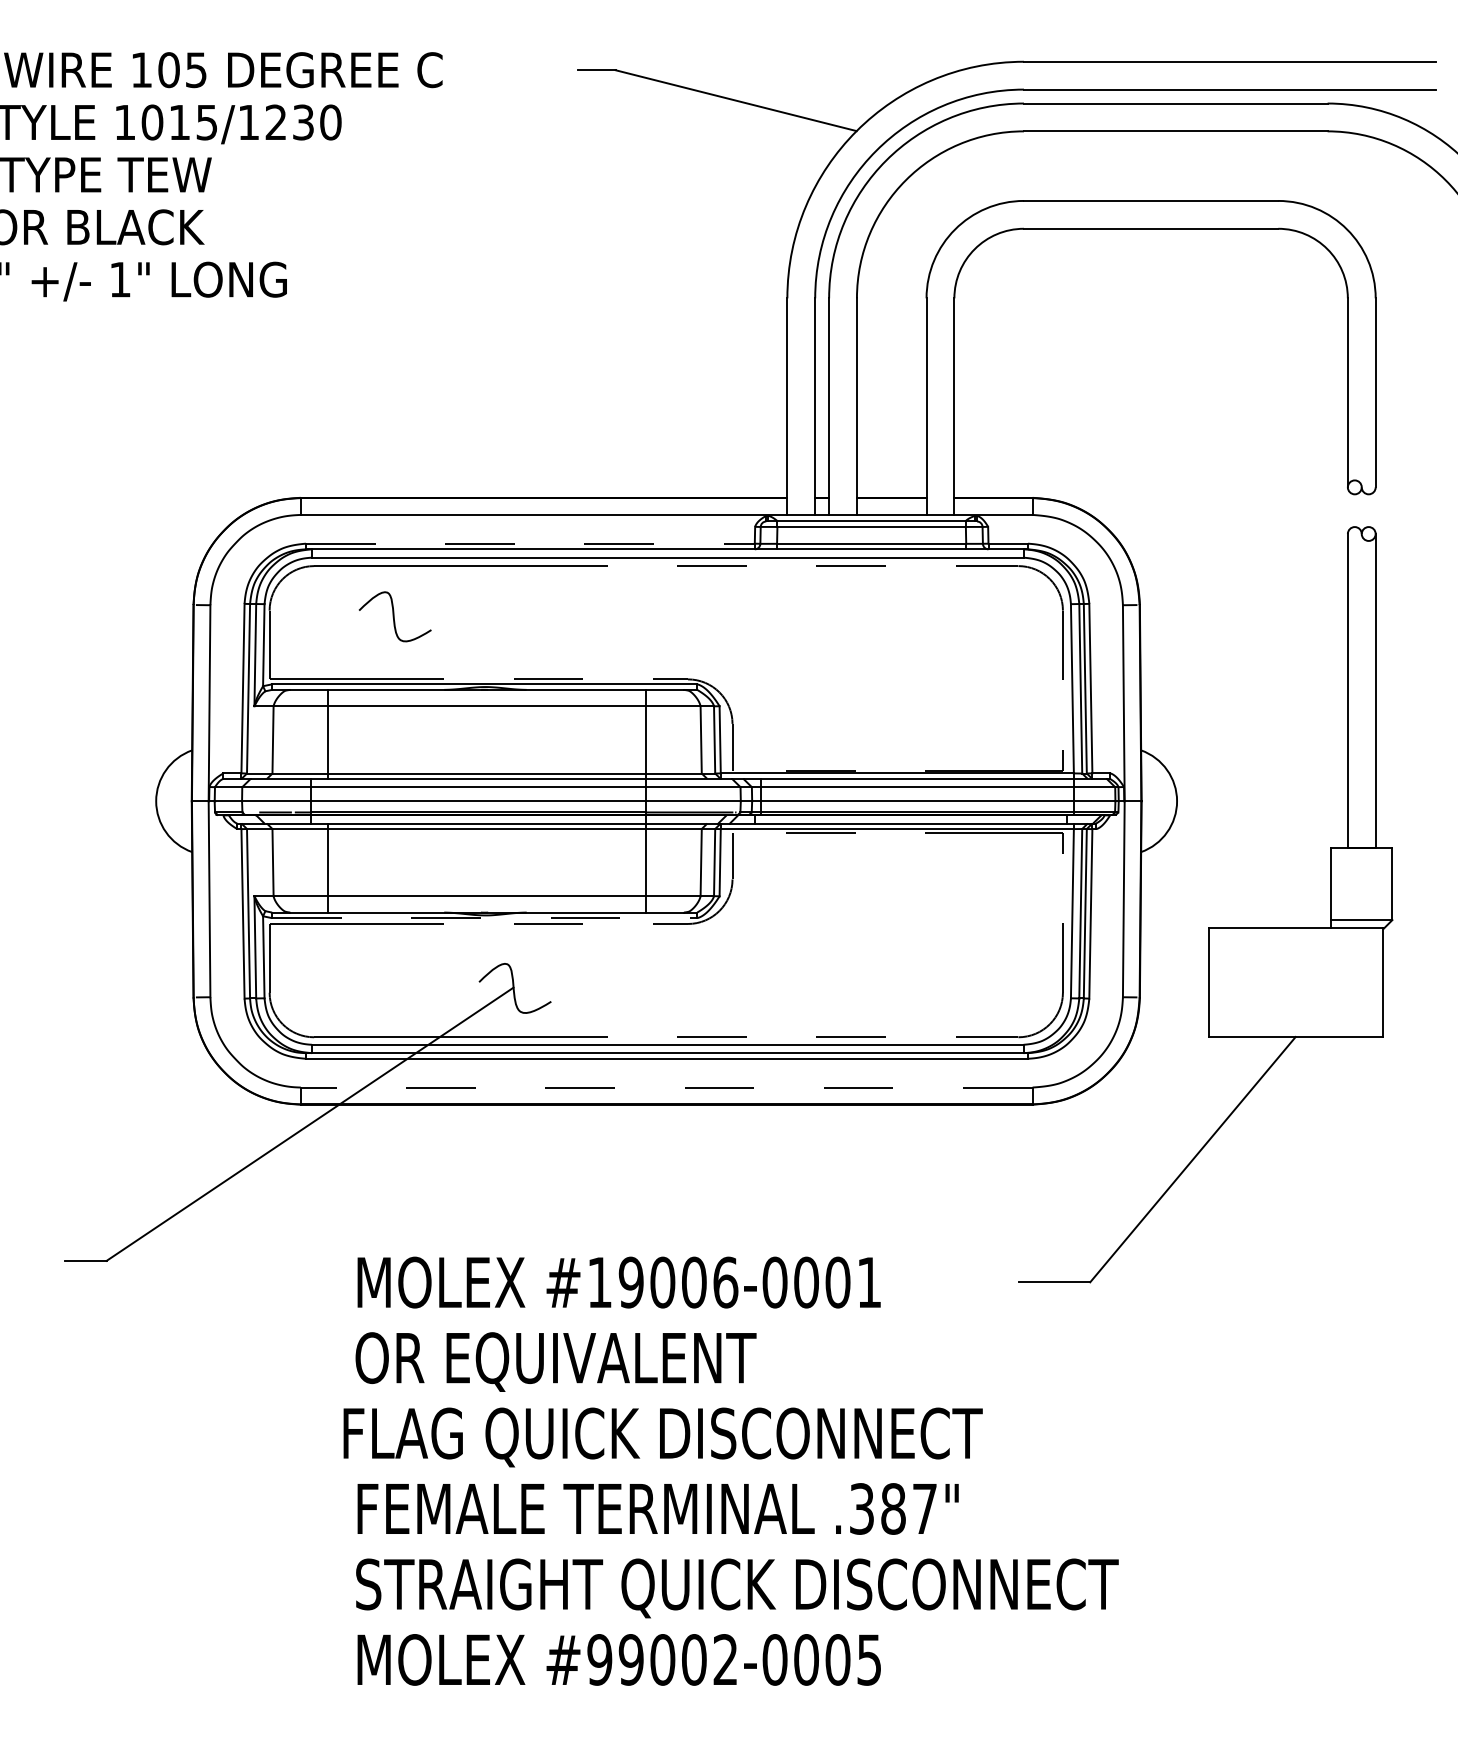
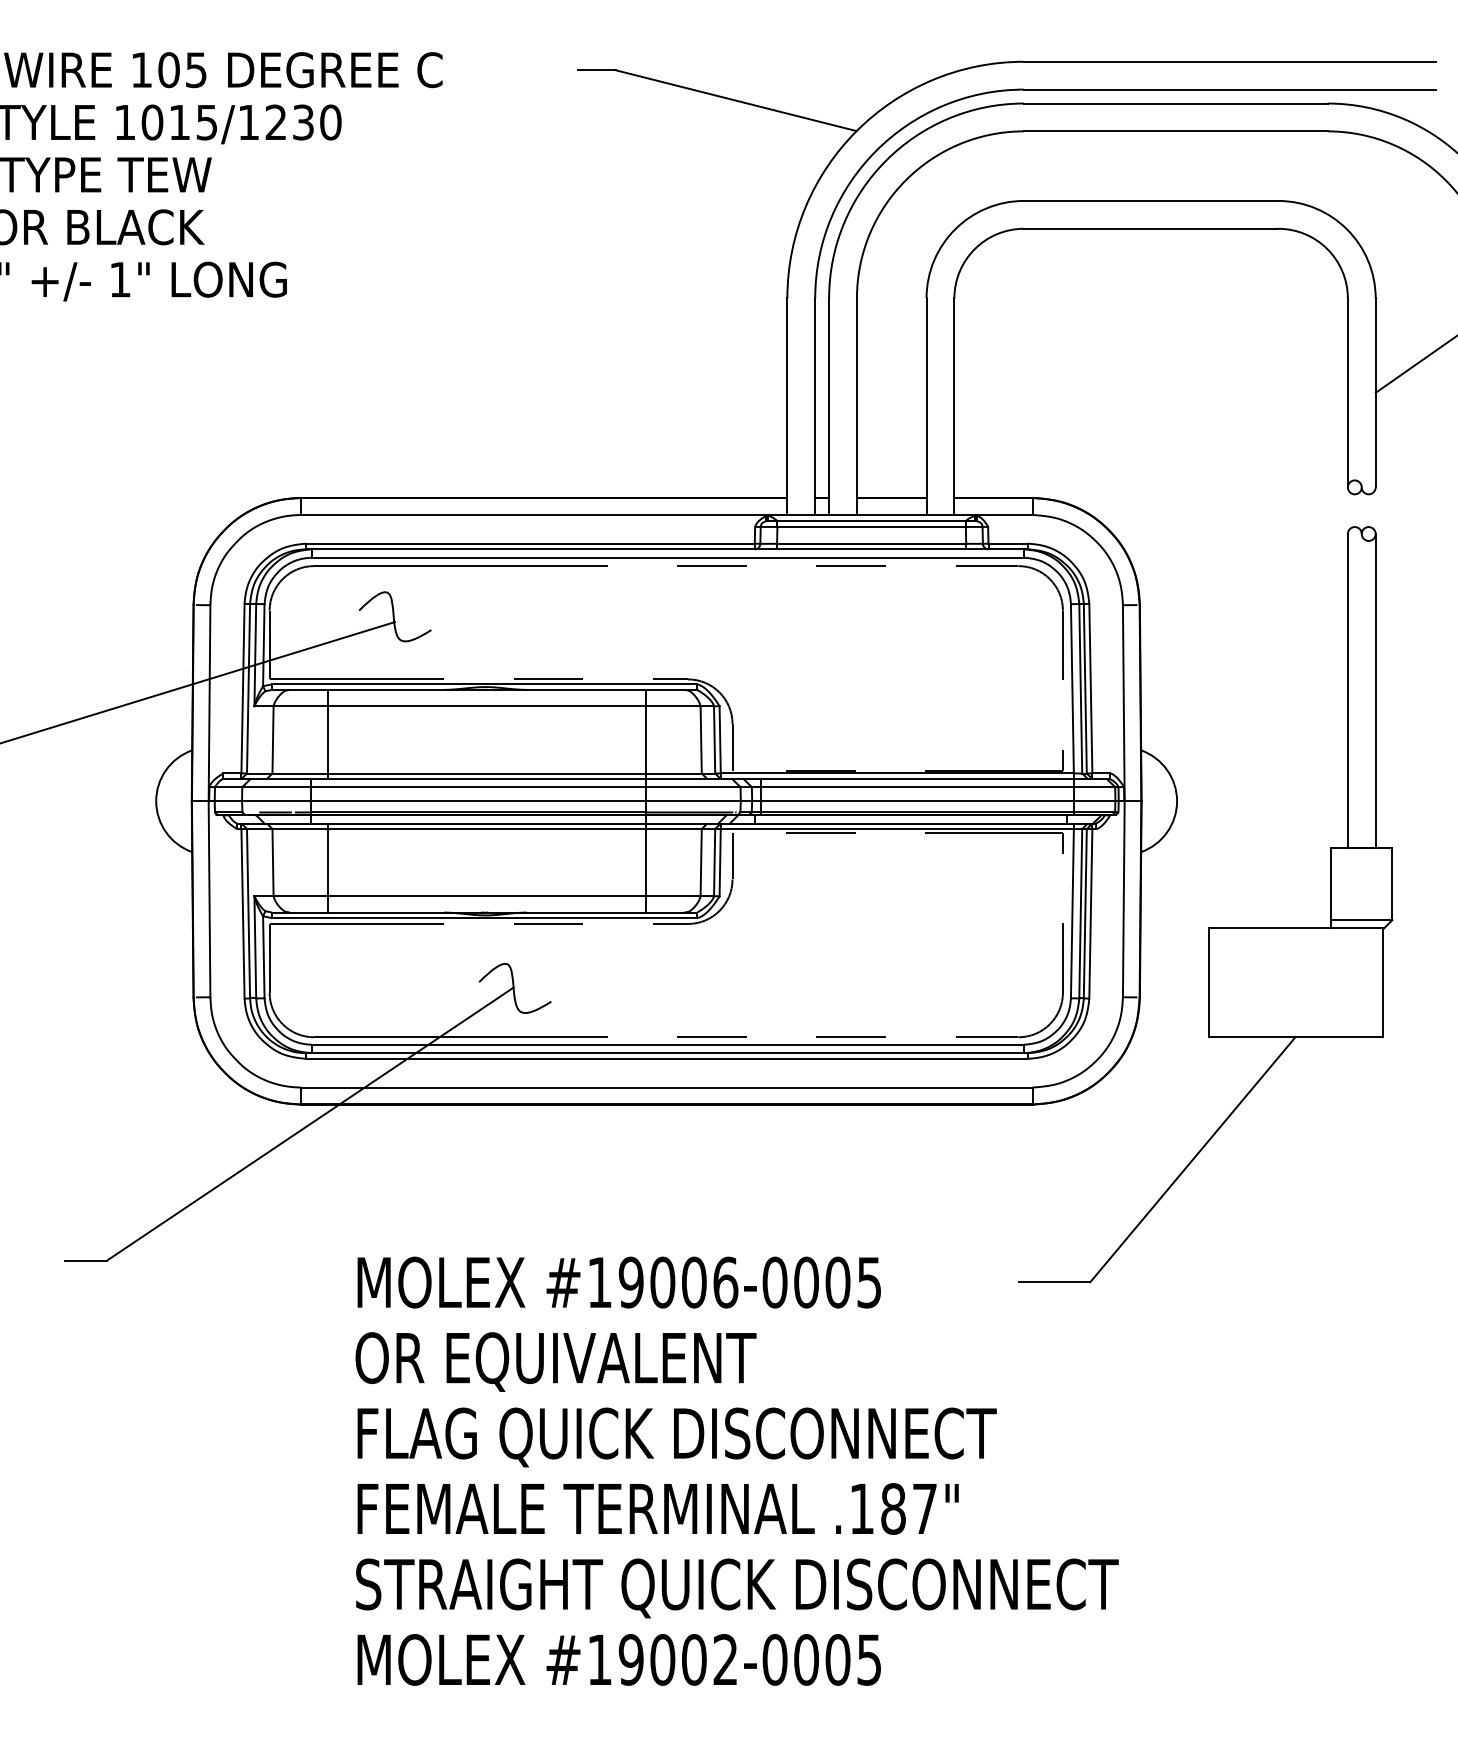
line: none -> present (1414, 364)
line: dashed -> solid (530, 543)
line: none -> present (198, 682)
line: dashed -> solid (484, 918)
line: dashed -> solid (666, 1087)
text: #19006-0001 -> #19006-0005 (868, 1282)
text position: (662, 1437) -> (676, 1437) (676, 1437)
text: .387" -> .187" (861, 1508)
text: #99002-0005 -> #19002-0005 (599, 1659)
